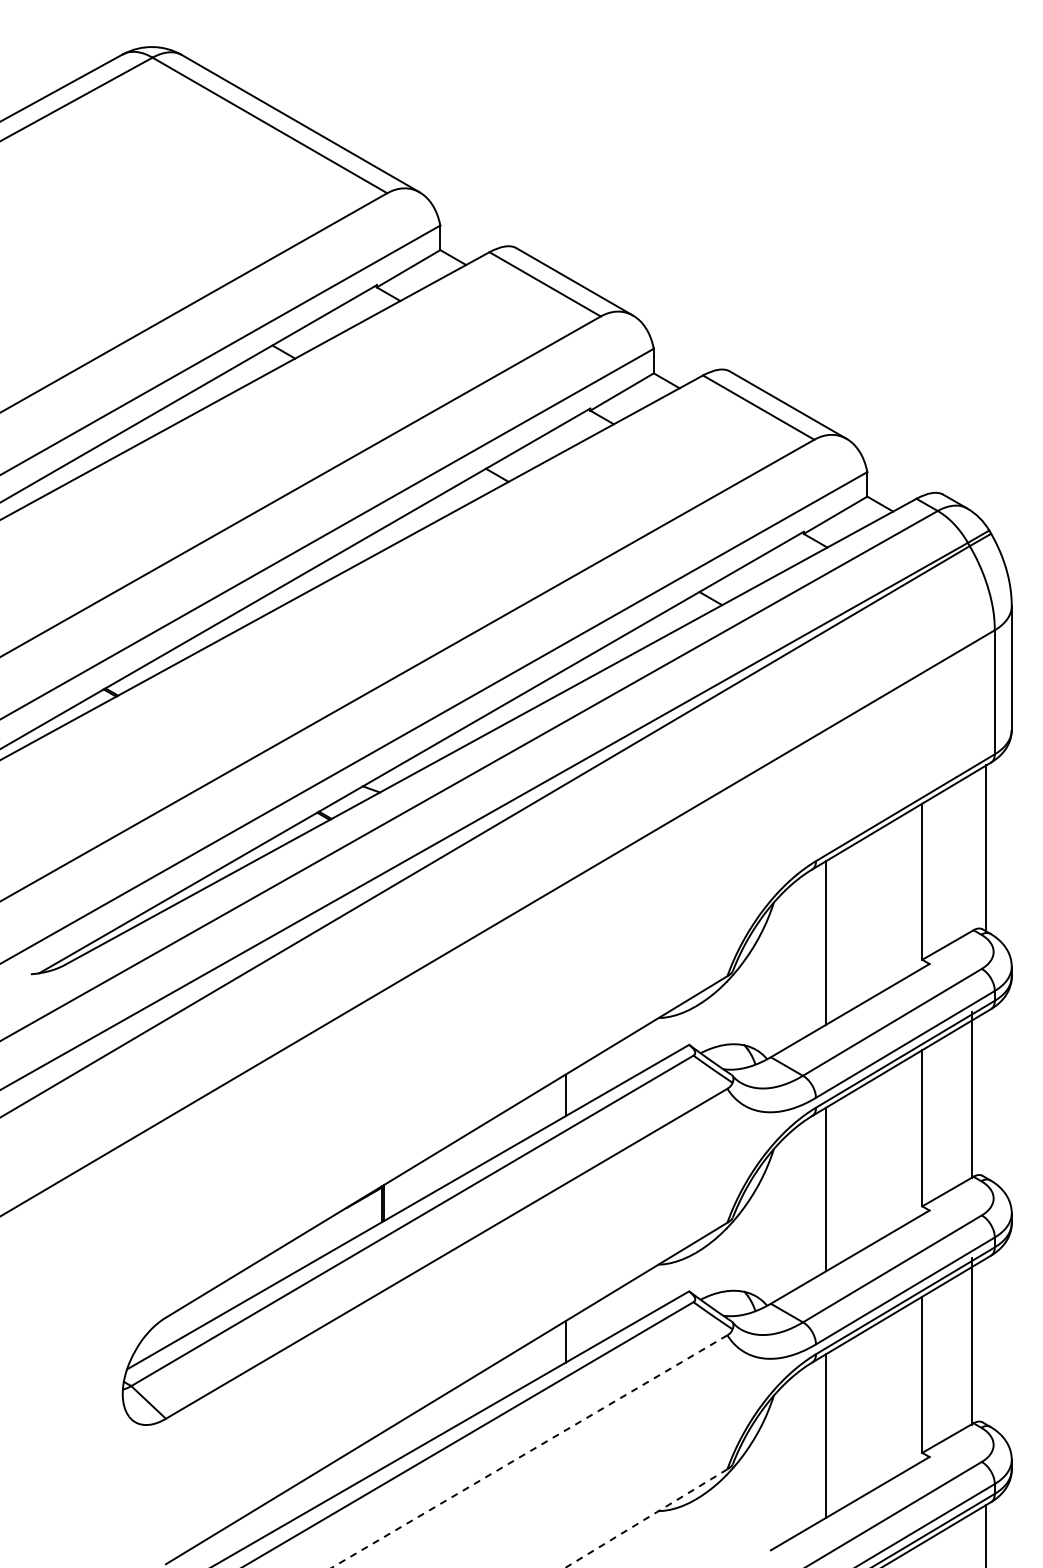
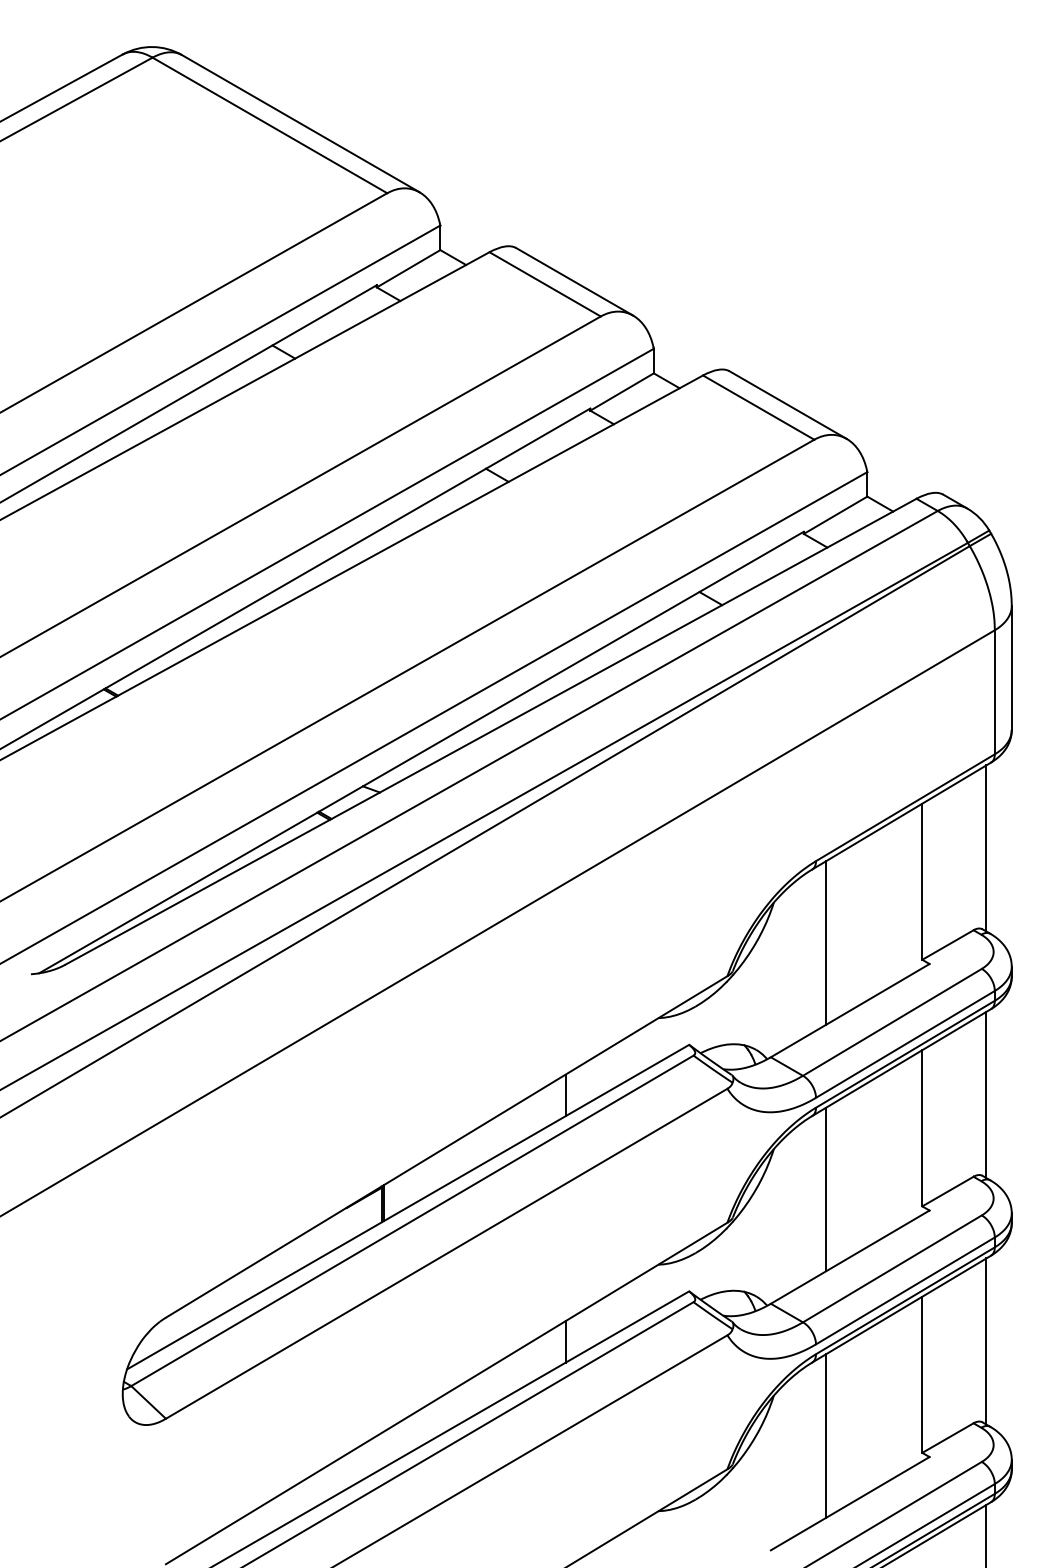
line position: (972, 1094) -> (986, 1094) (986, 1094)
line position: (972, 1341) -> (986, 1341) (986, 1341)
line: dashed -> solid (529, 1451)
line: dashed -> solid (646, 1518)
